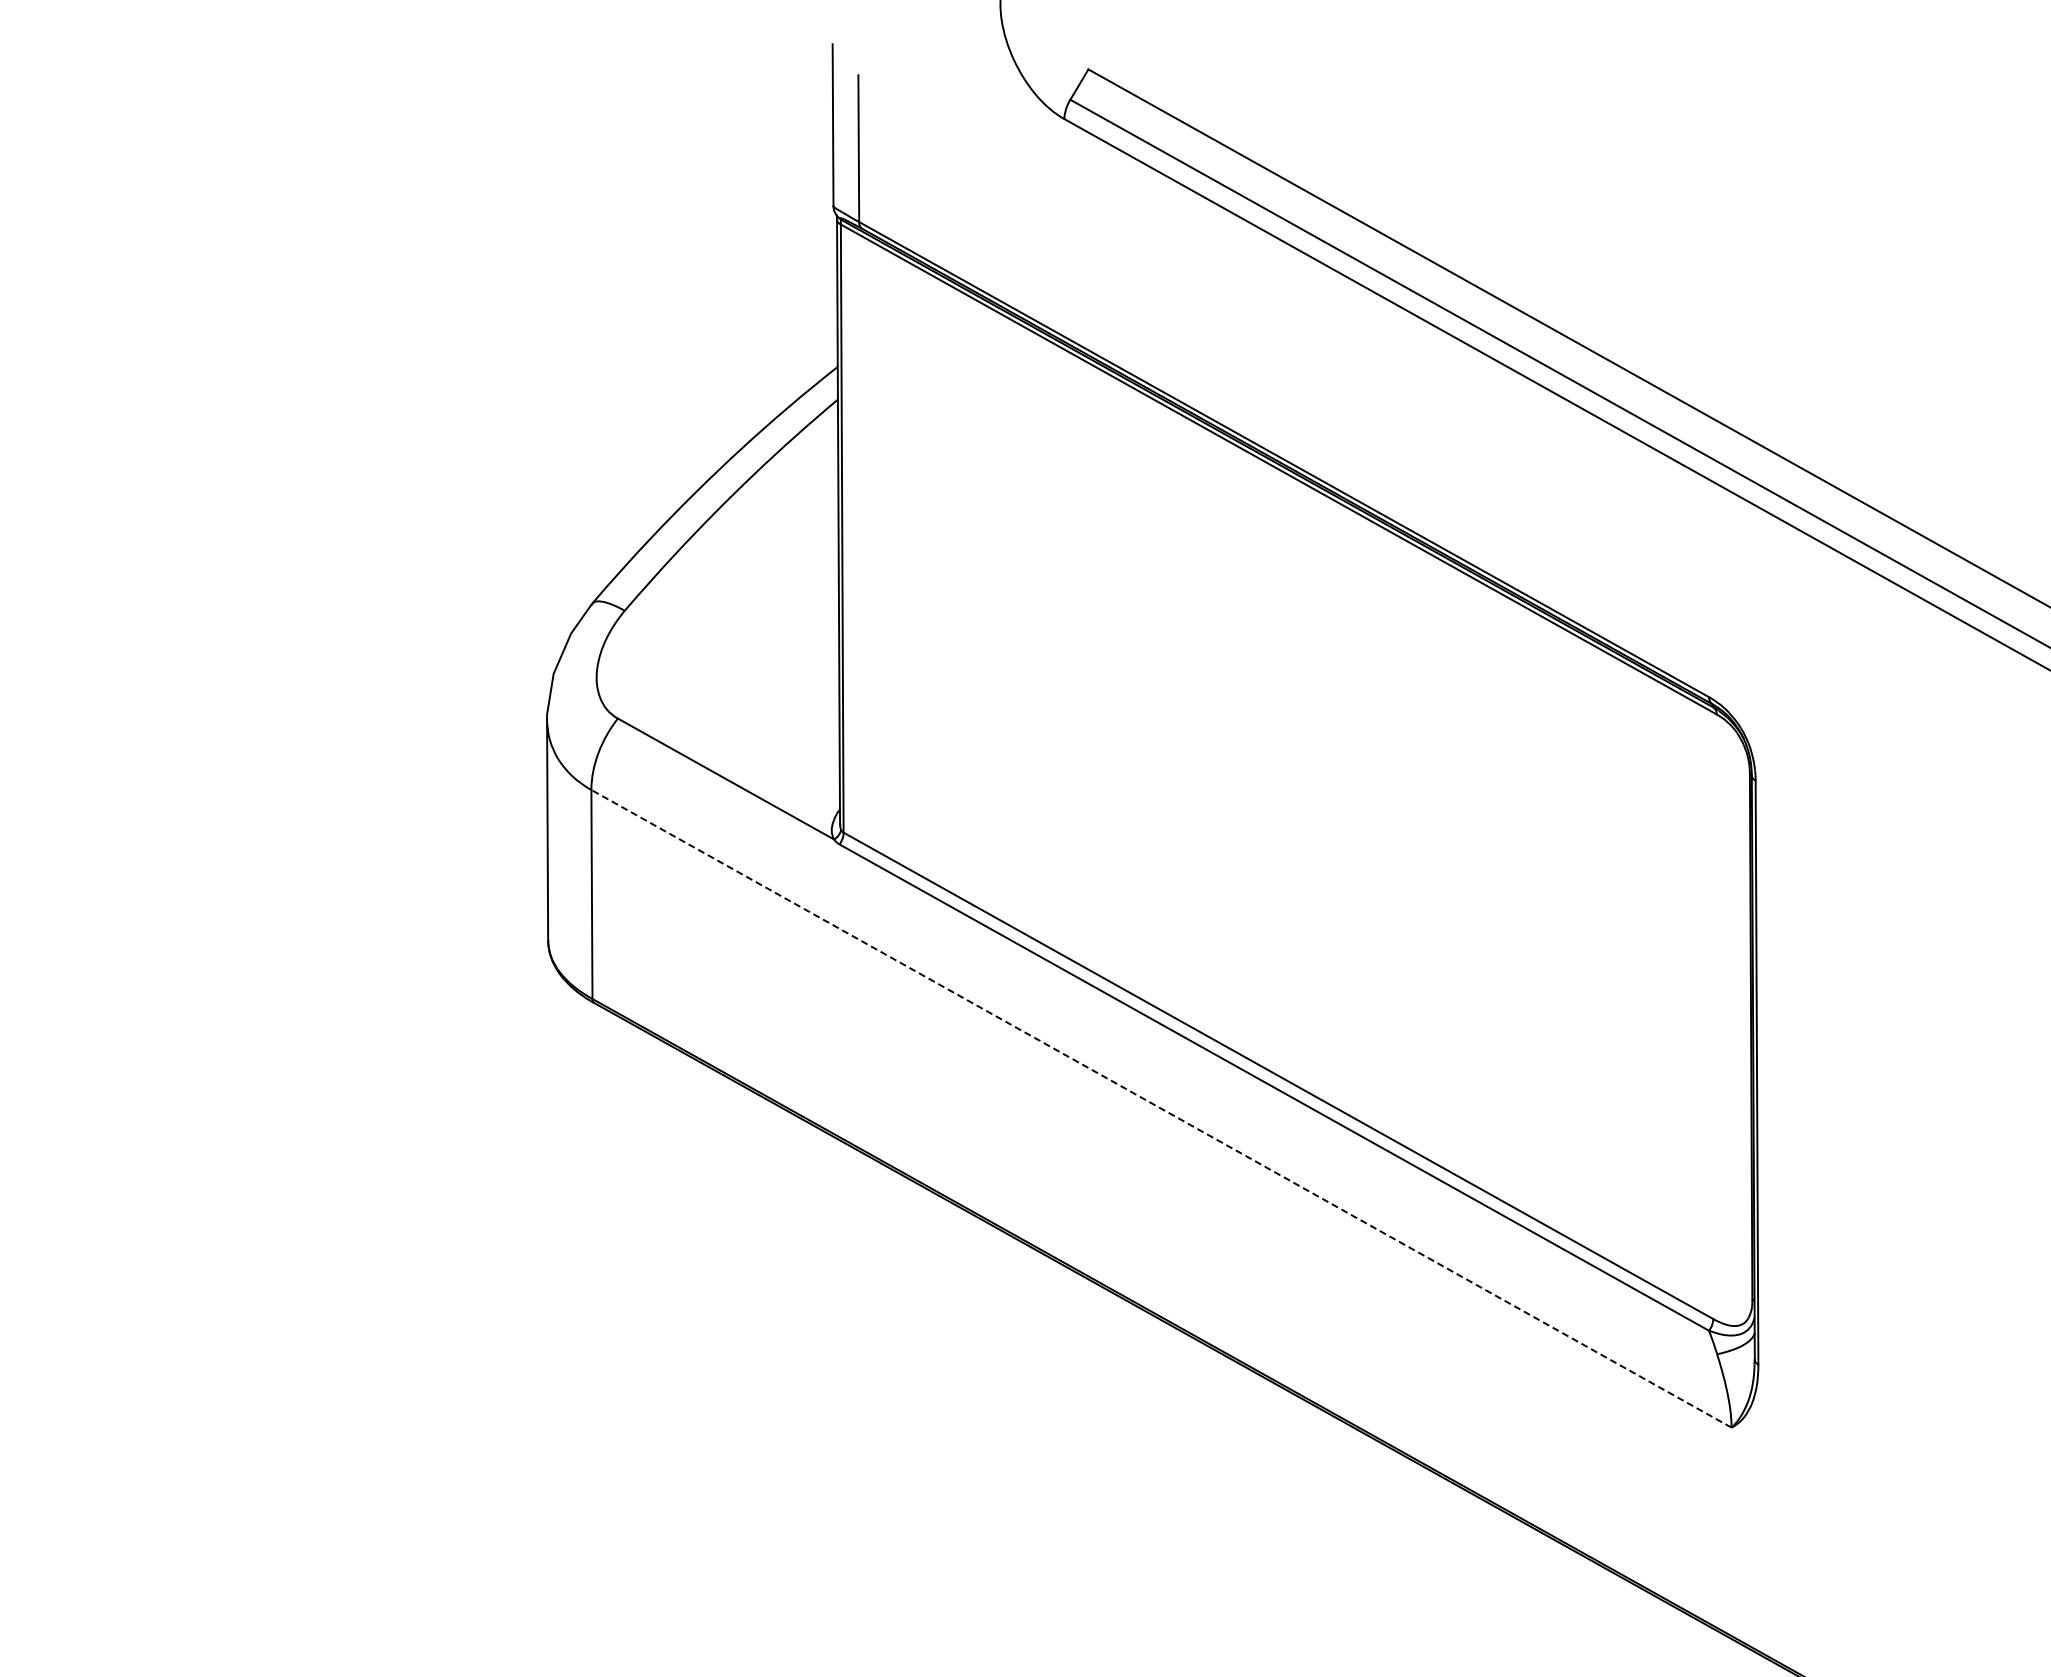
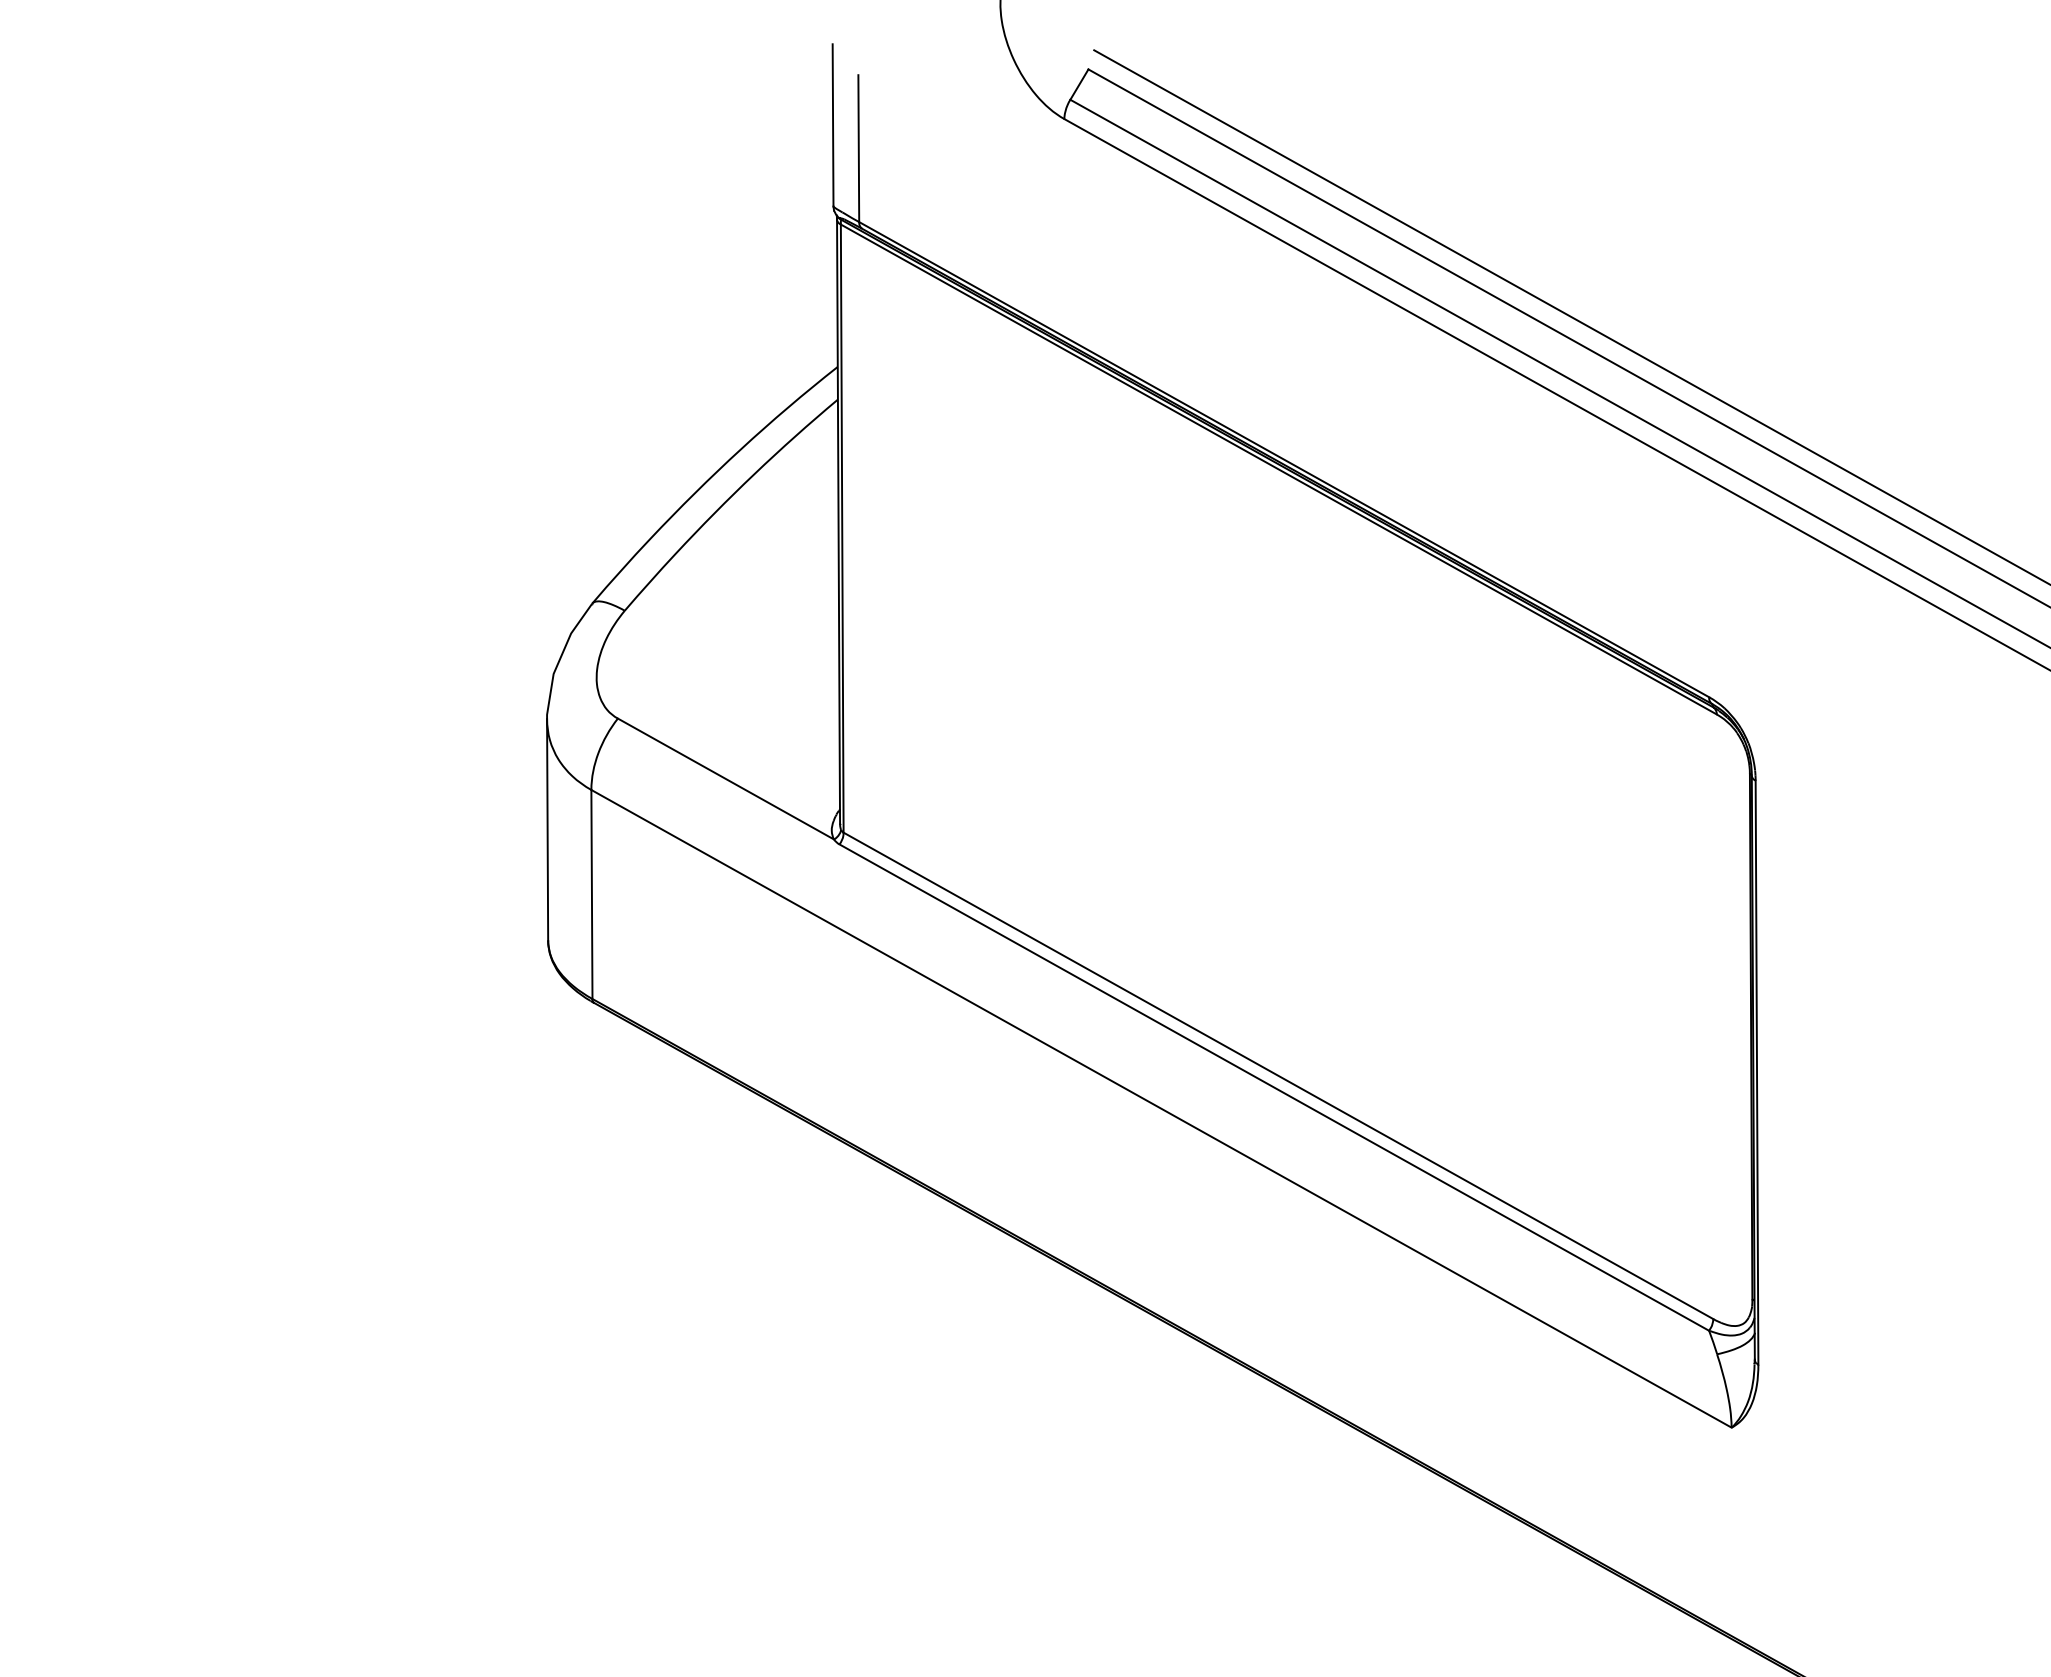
line: none -> present (1570, 316)
line: dashed -> solid (1161, 1108)
